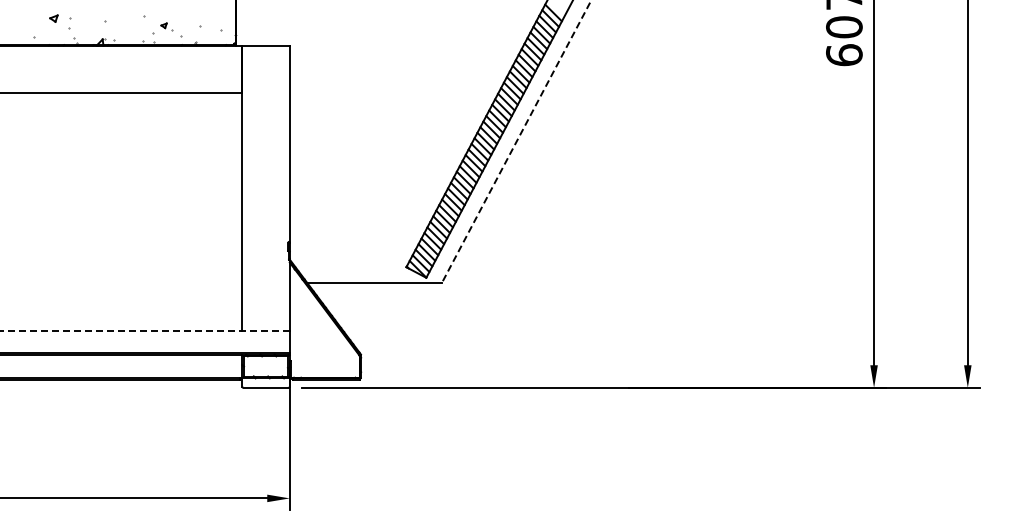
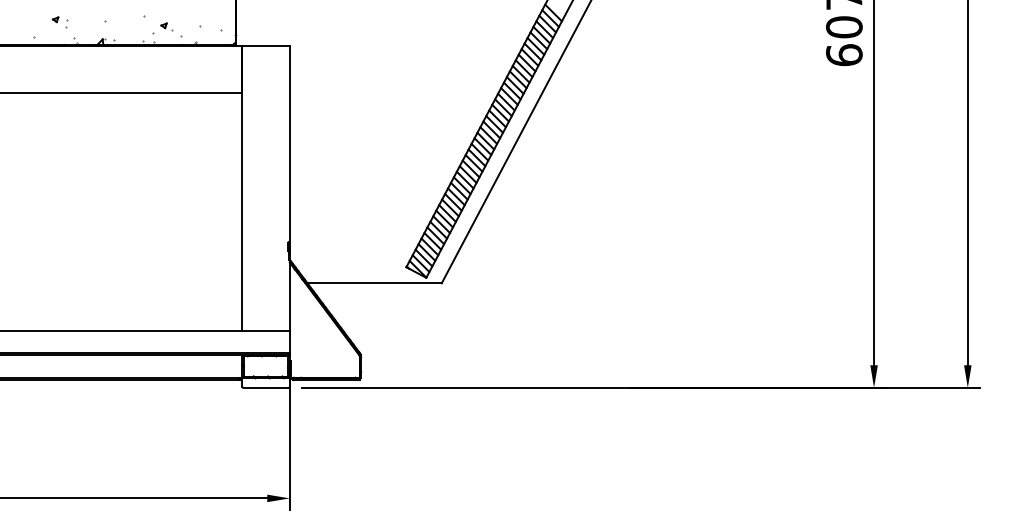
part size: 23x16 px -> 18x13 px (59, 22)
line: dashed -> solid (516, 142)
line: dashed -> solid (144, 330)
